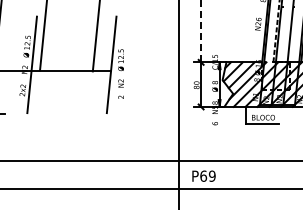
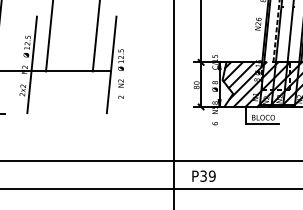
line: dashed -> solid (201, 31)
line position: (43, 36) -> (49, 36) (49, 36)
line position: (178, 104) -> (173, 104) (173, 104)
text: P69 -> P39 (203, 175)
